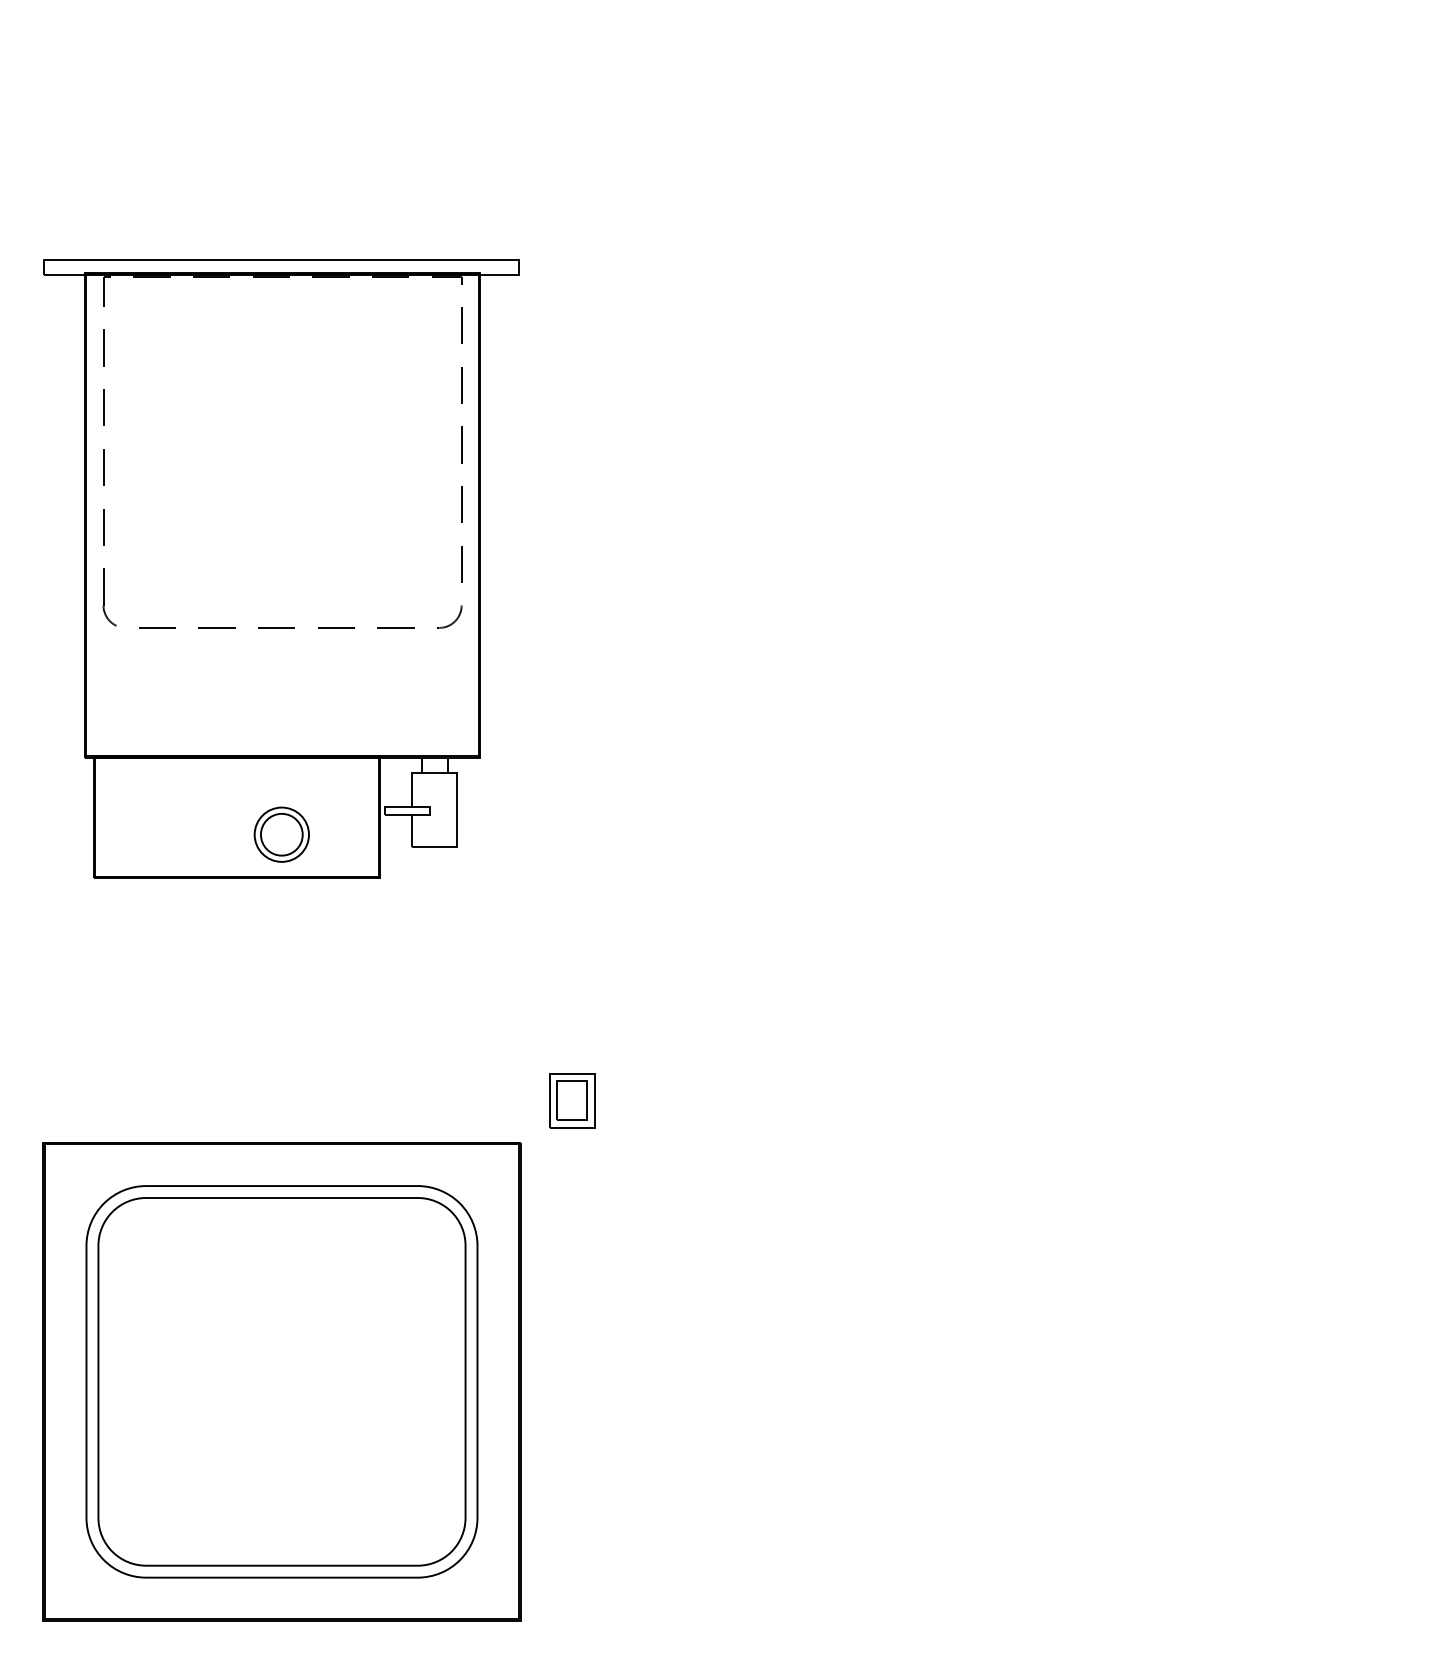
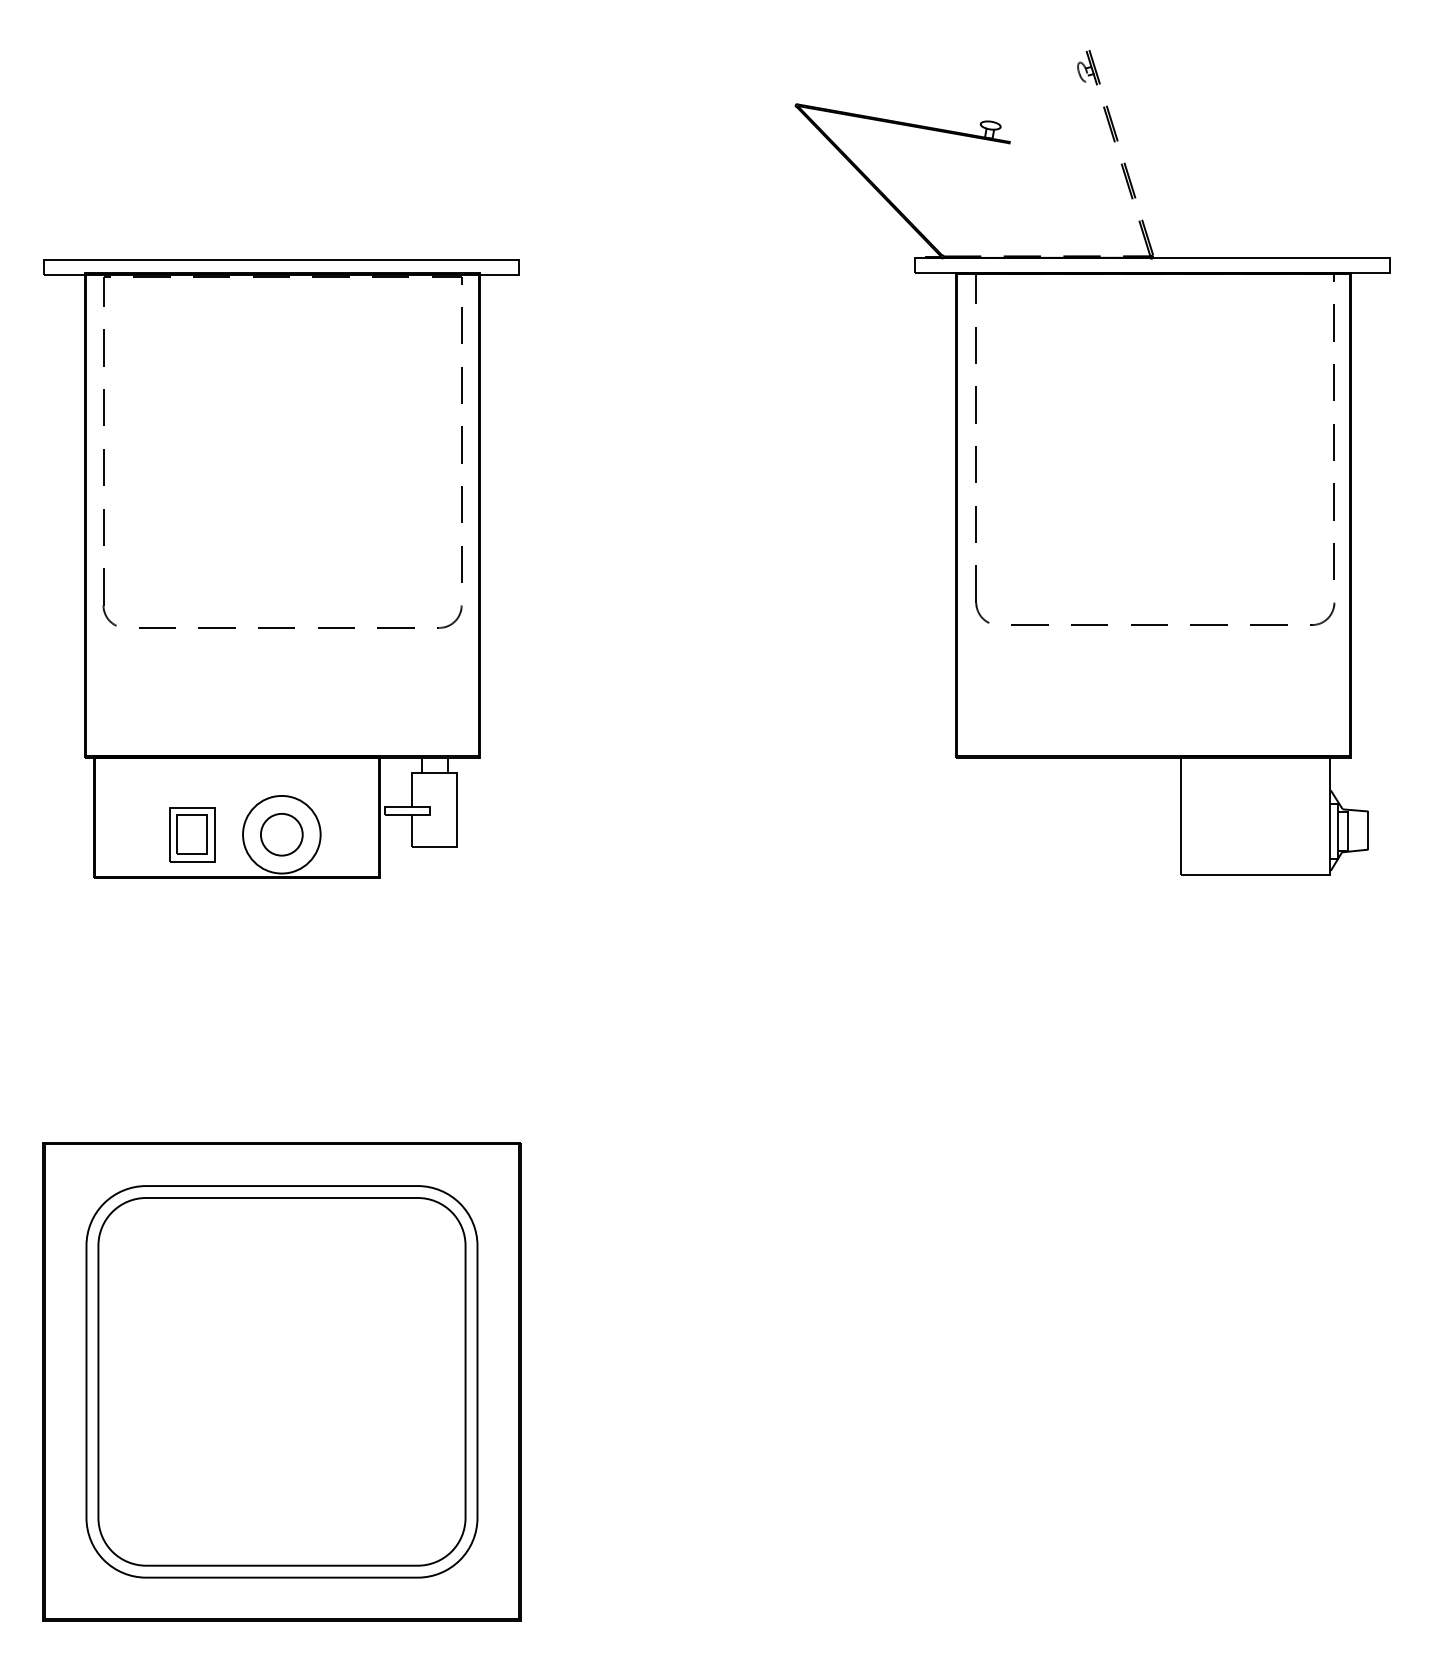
part: none -> present (1092, 462)
circle diameter: 54 px -> 78 px (281, 834)
part position: (572, 1100) -> (192, 834) (192, 834)
